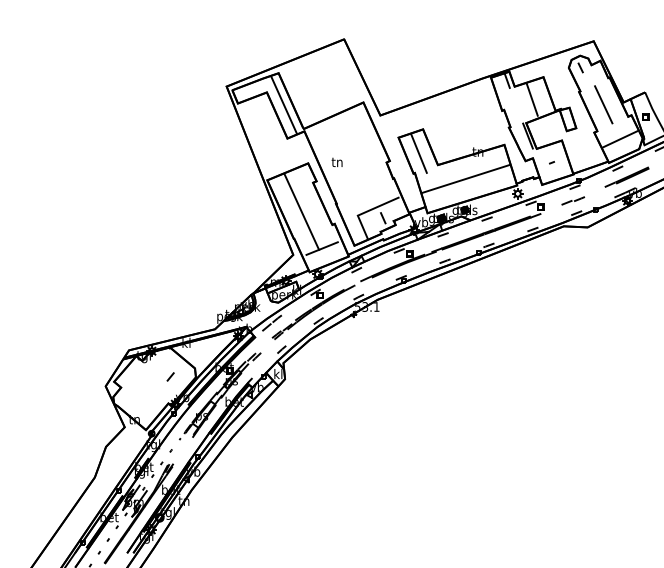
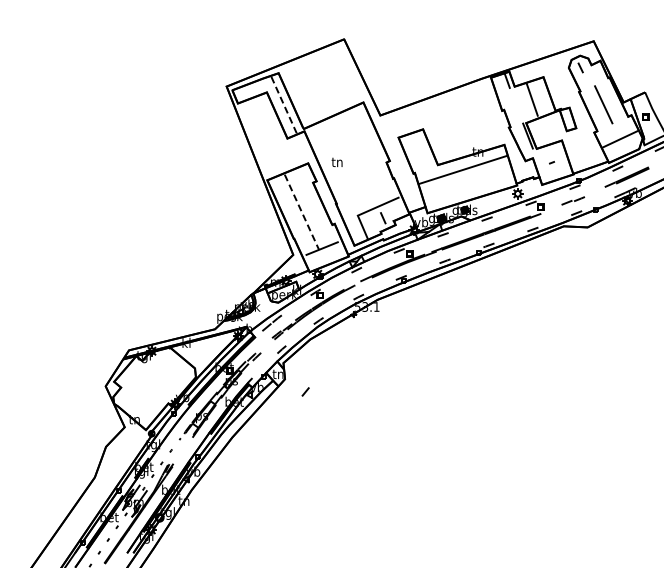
line: solid -> dashed (284, 105)
line: present -> none (418, 153)
line position: (465, 178) -> (462, 169) (462, 169)
line: solid -> dashed (302, 212)
text: kl -> tn (277, 374)
line position: (170, 376) -> (305, 391) (305, 391)
